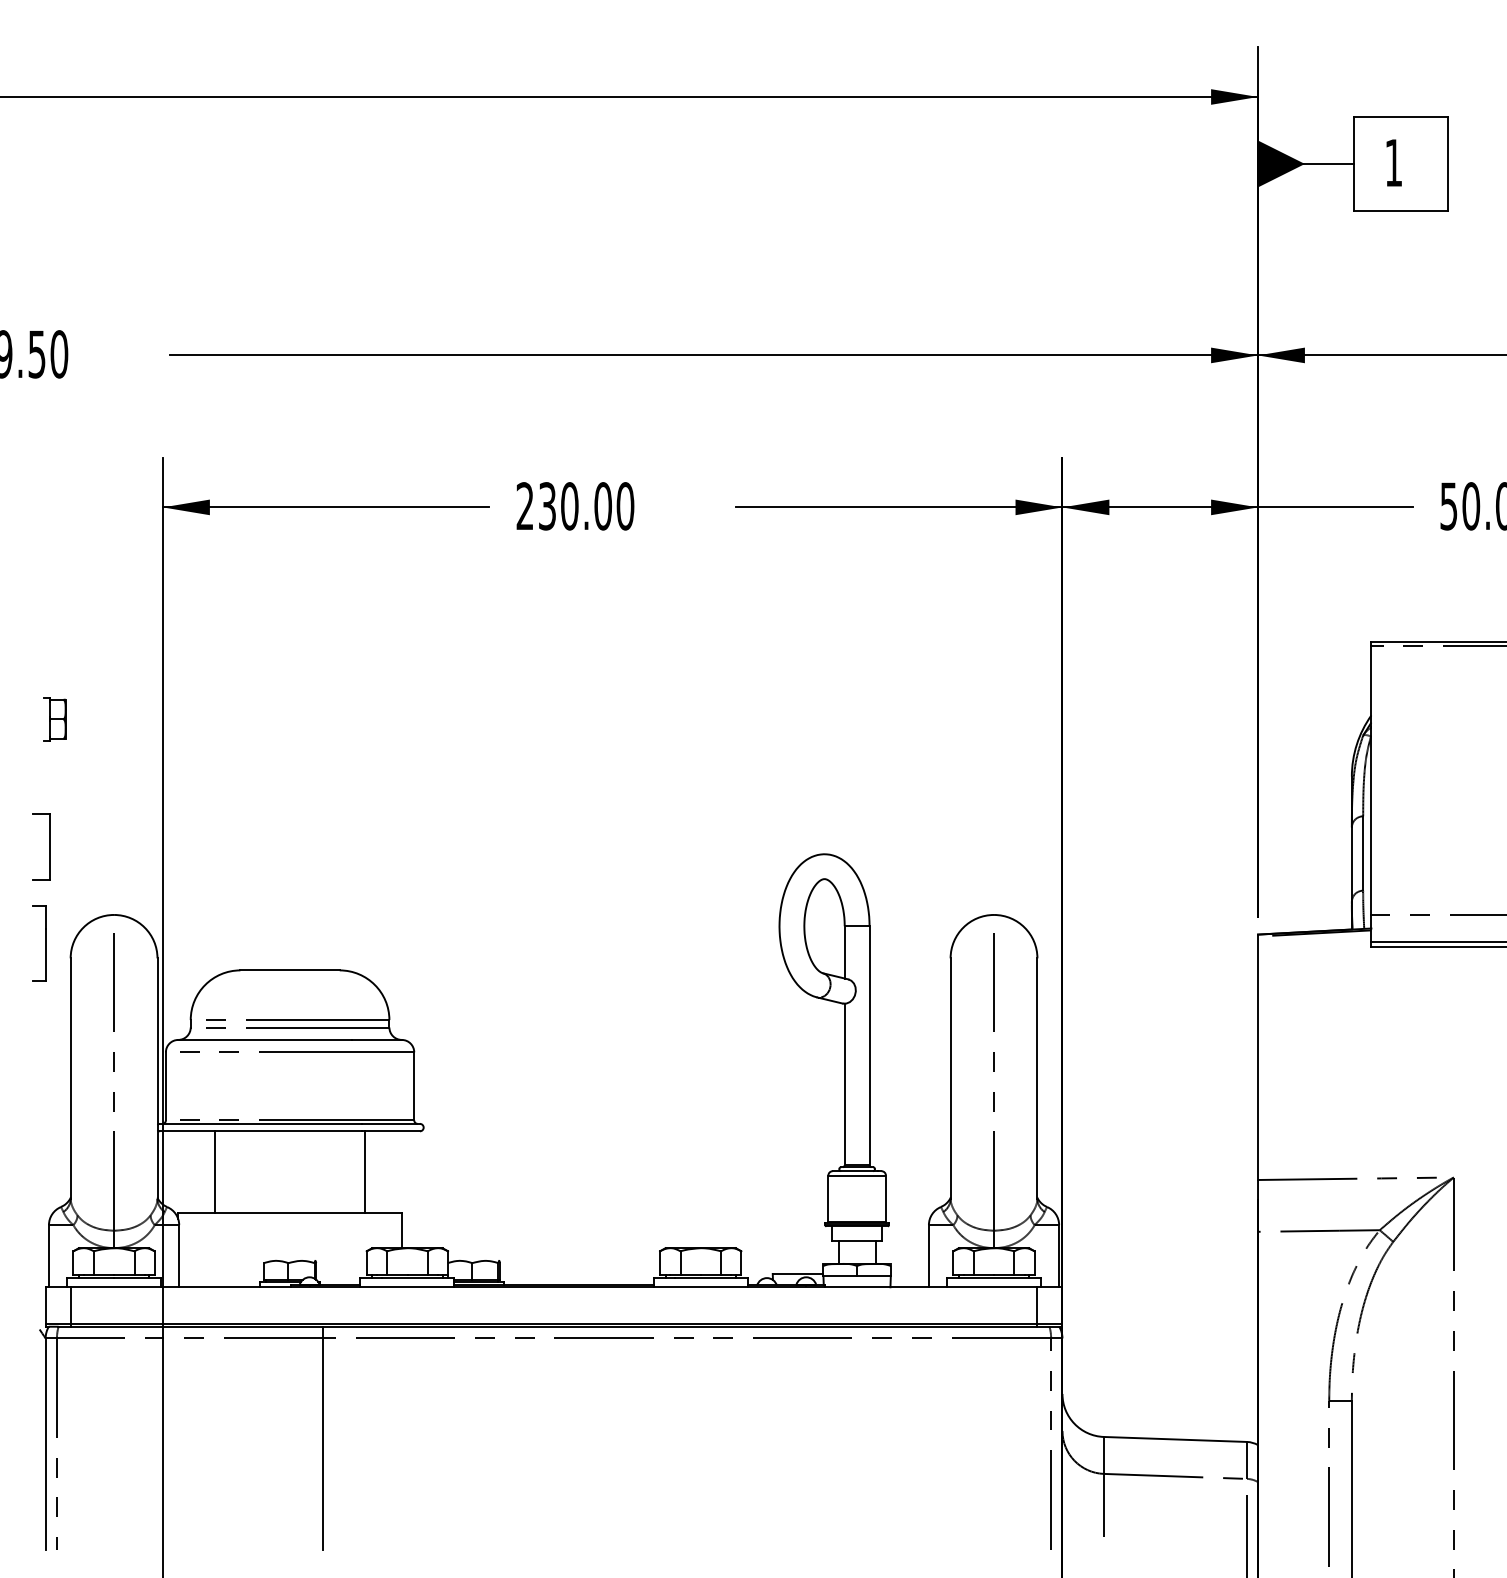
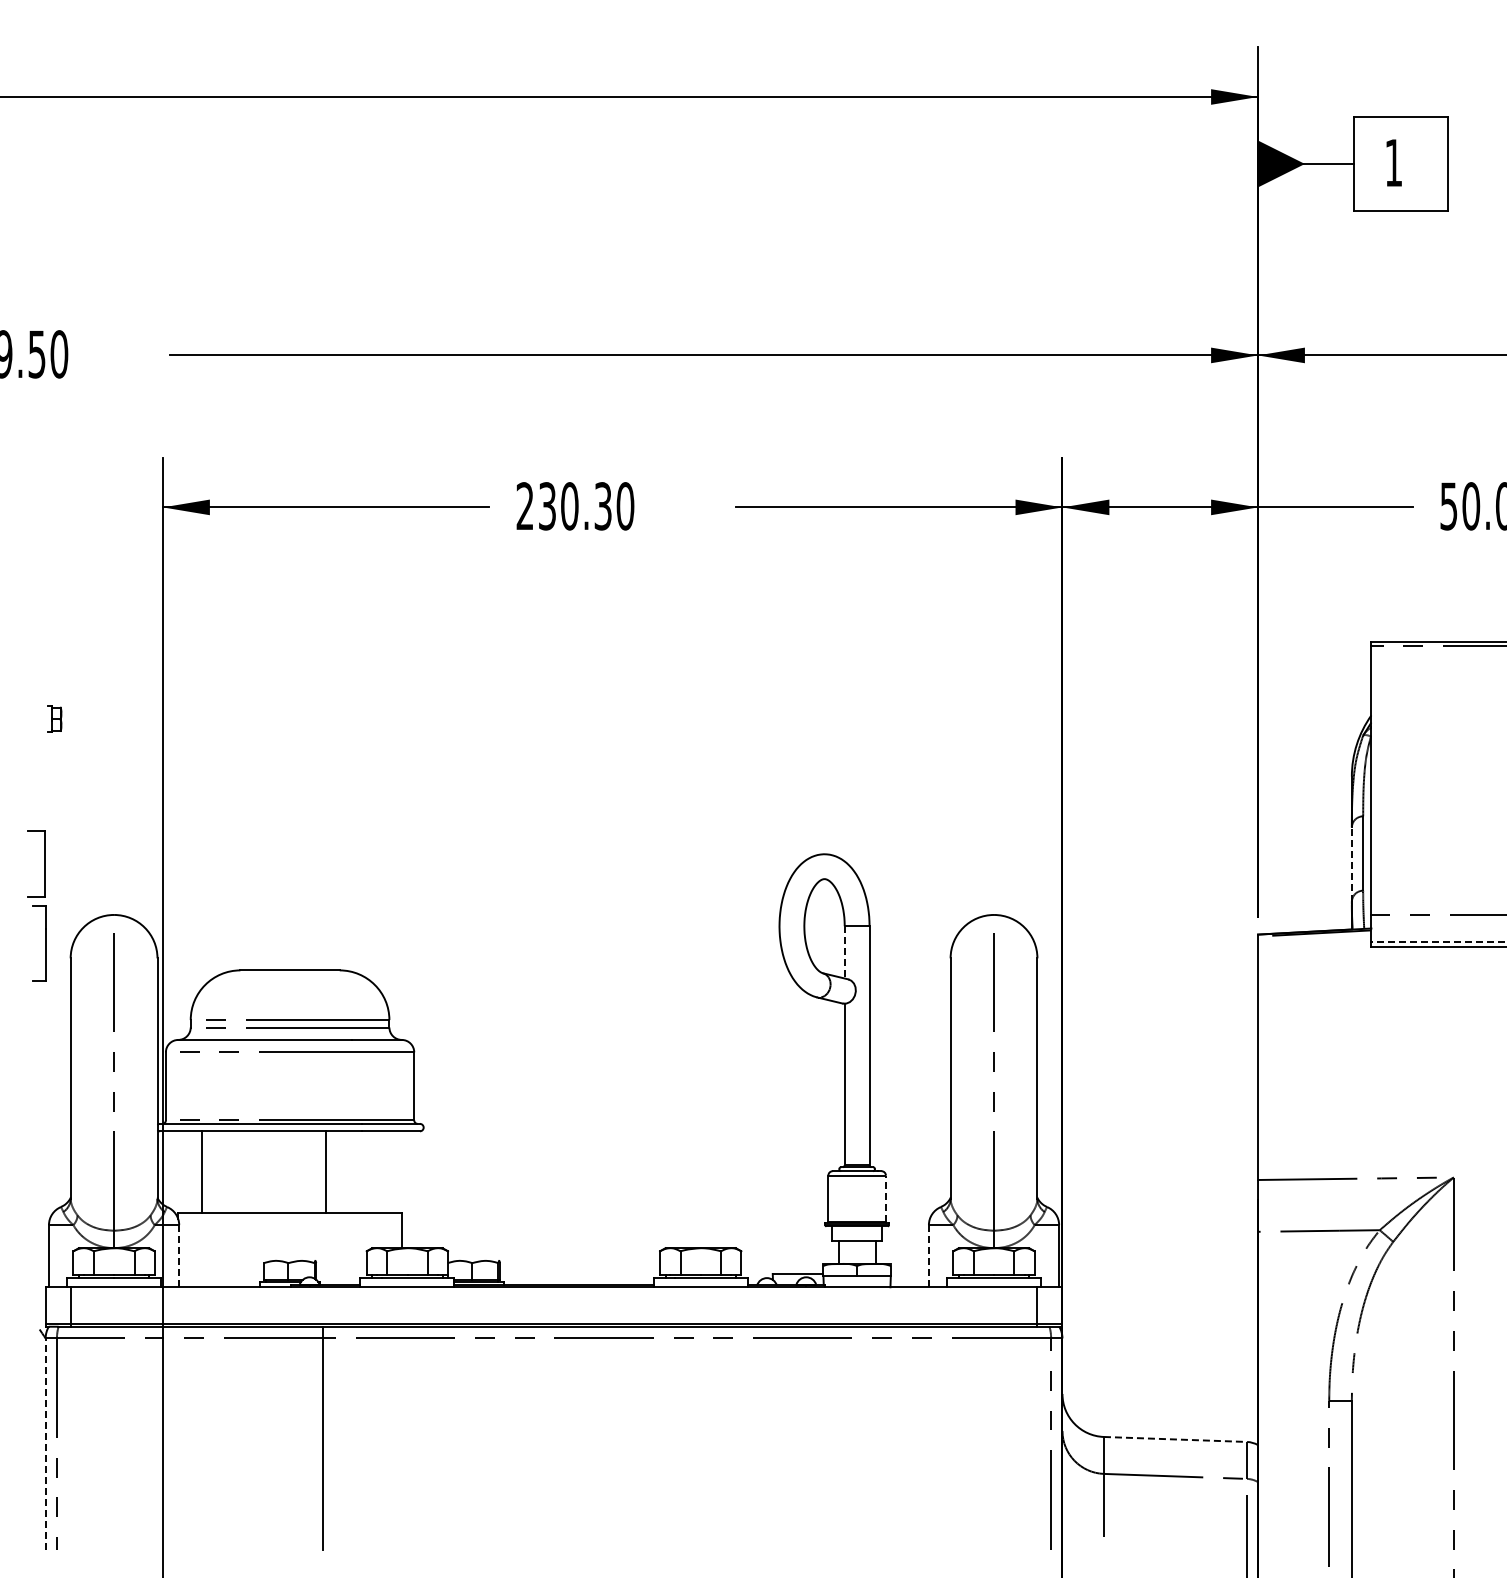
text: 230.00 -> 230.30 (602, 506)
part size: 24x45 px -> 16x28 px (54, 718)
part position: (49, 846) -> (44, 863) (44, 863)
line: solid -> dashed (1351, 864)
line: solid -> dashed (1438, 942)
line: solid -> dashed (844, 952)
line position: (215, 1171) -> (202, 1171) (202, 1171)
line position: (364, 1171) -> (325, 1171) (325, 1171)
line: solid -> dashed (885, 1198)
line: solid -> dashed (179, 1255)
line: solid -> dashed (928, 1256)
line: solid -> dashed (1175, 1439)
line: solid -> dashed (45, 1444)
